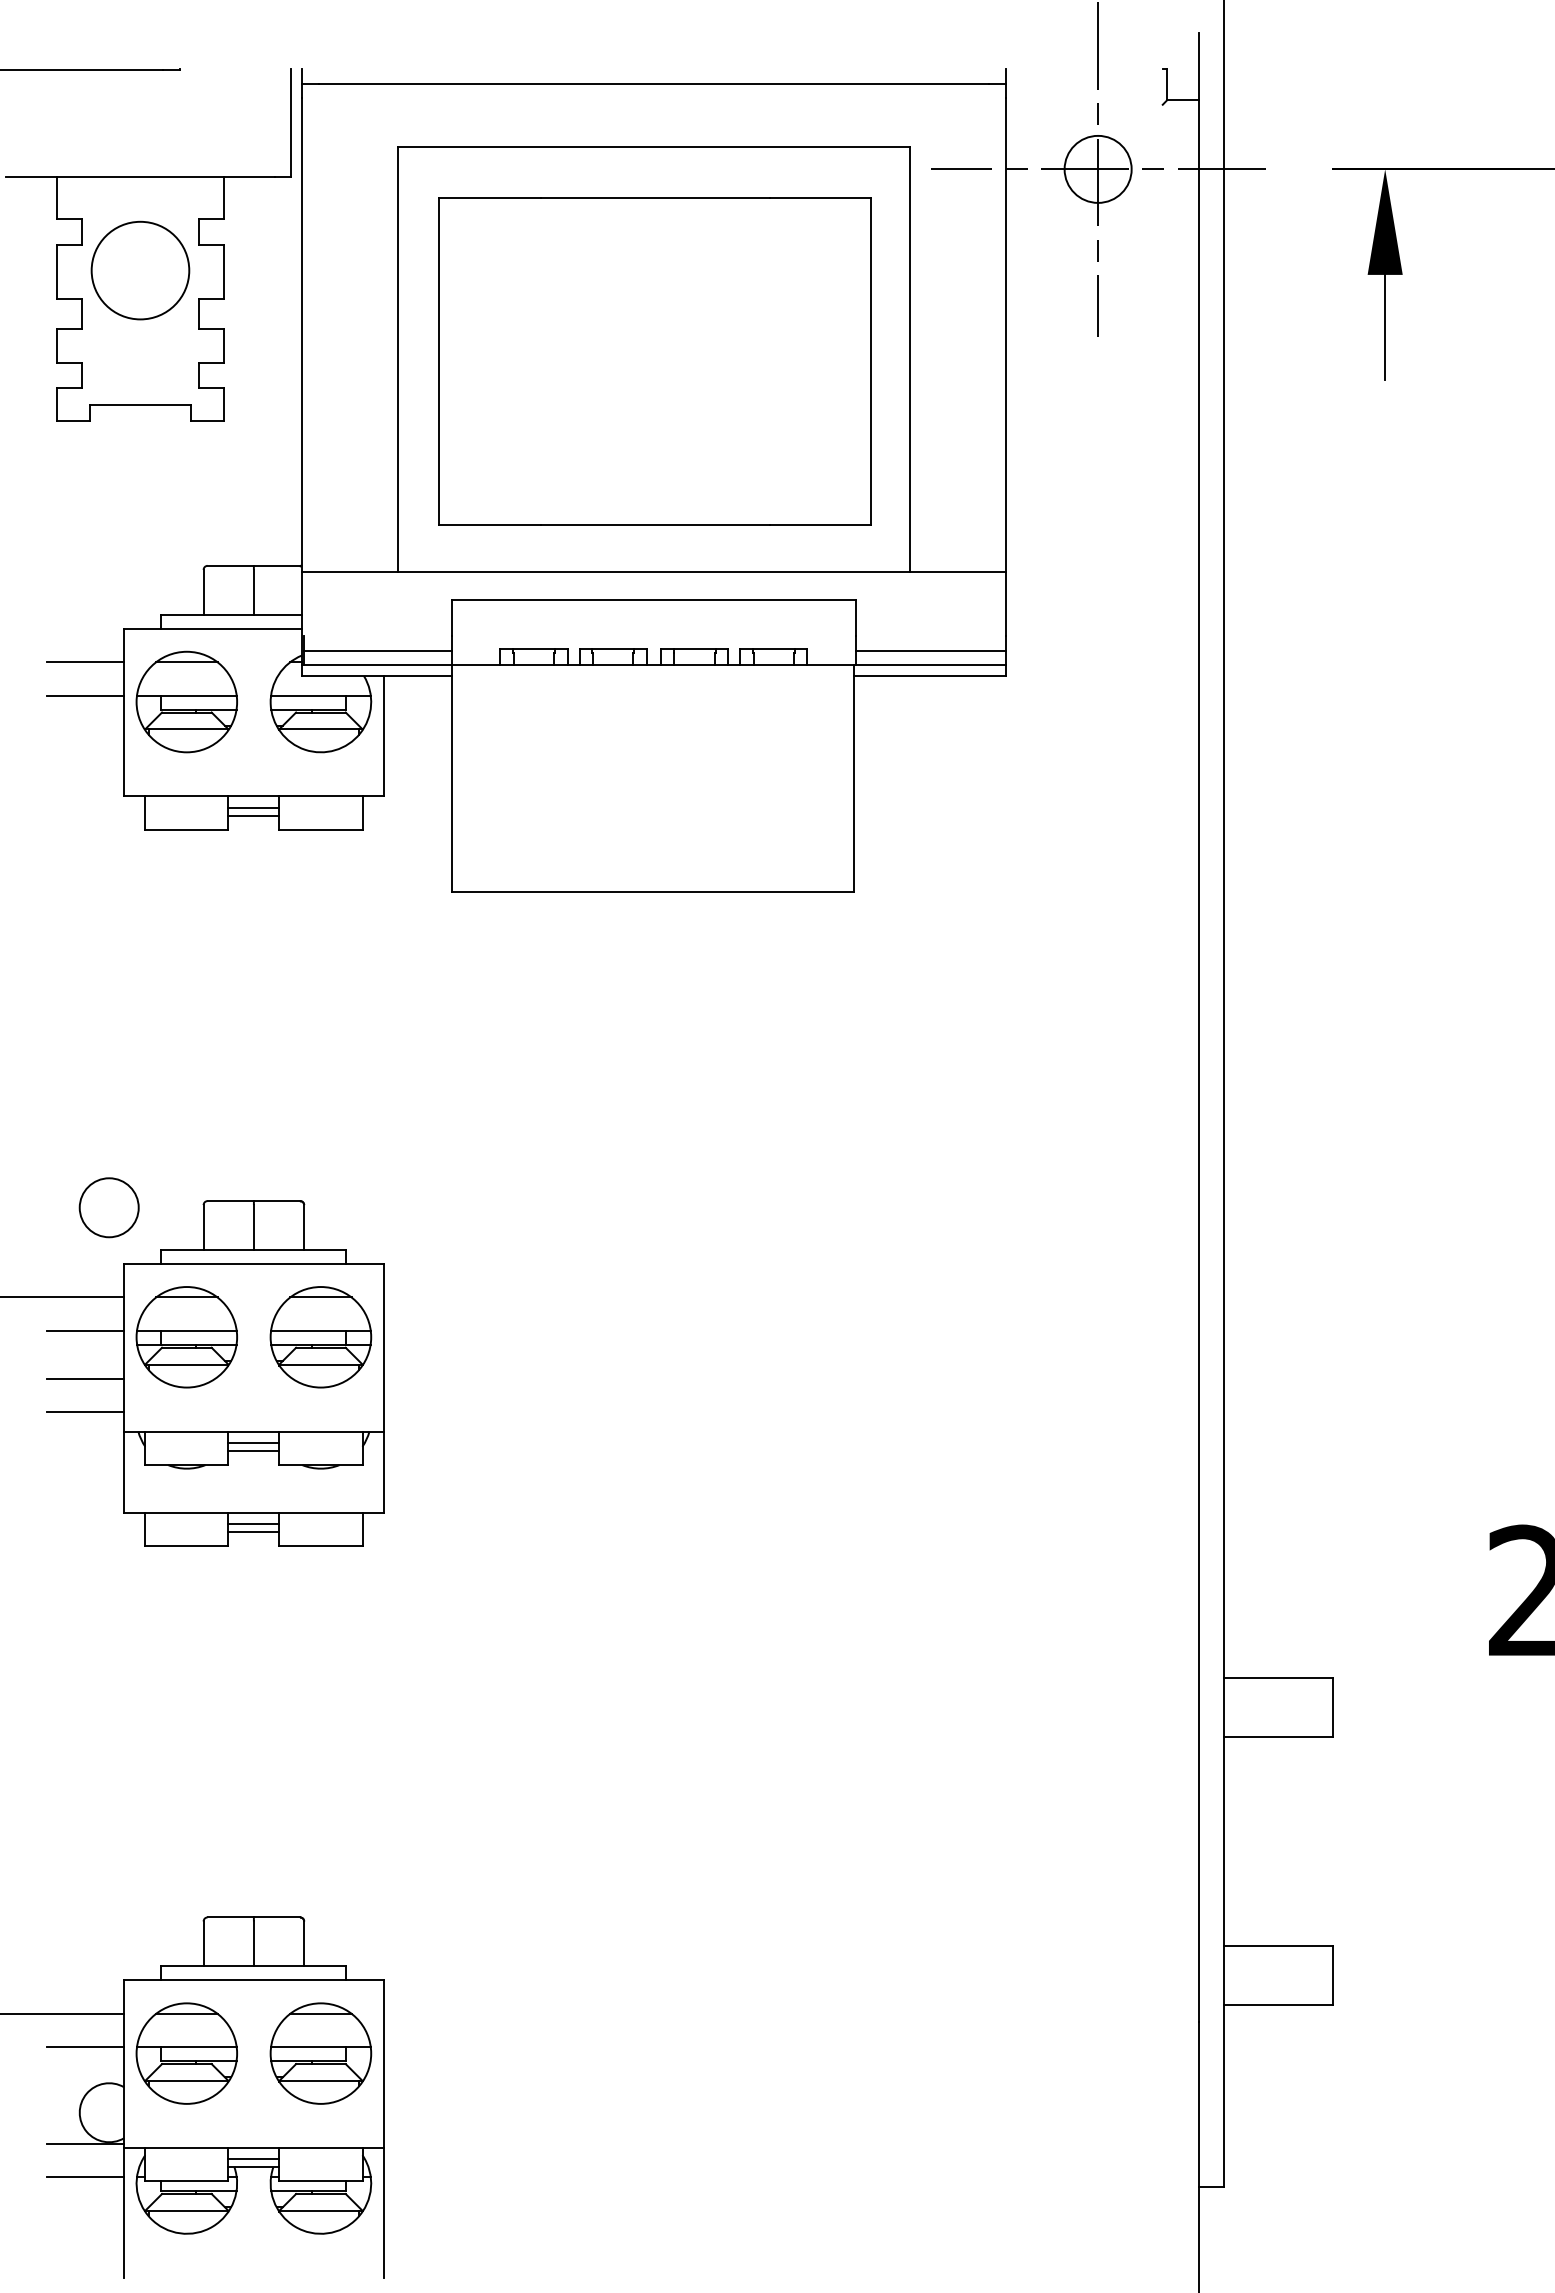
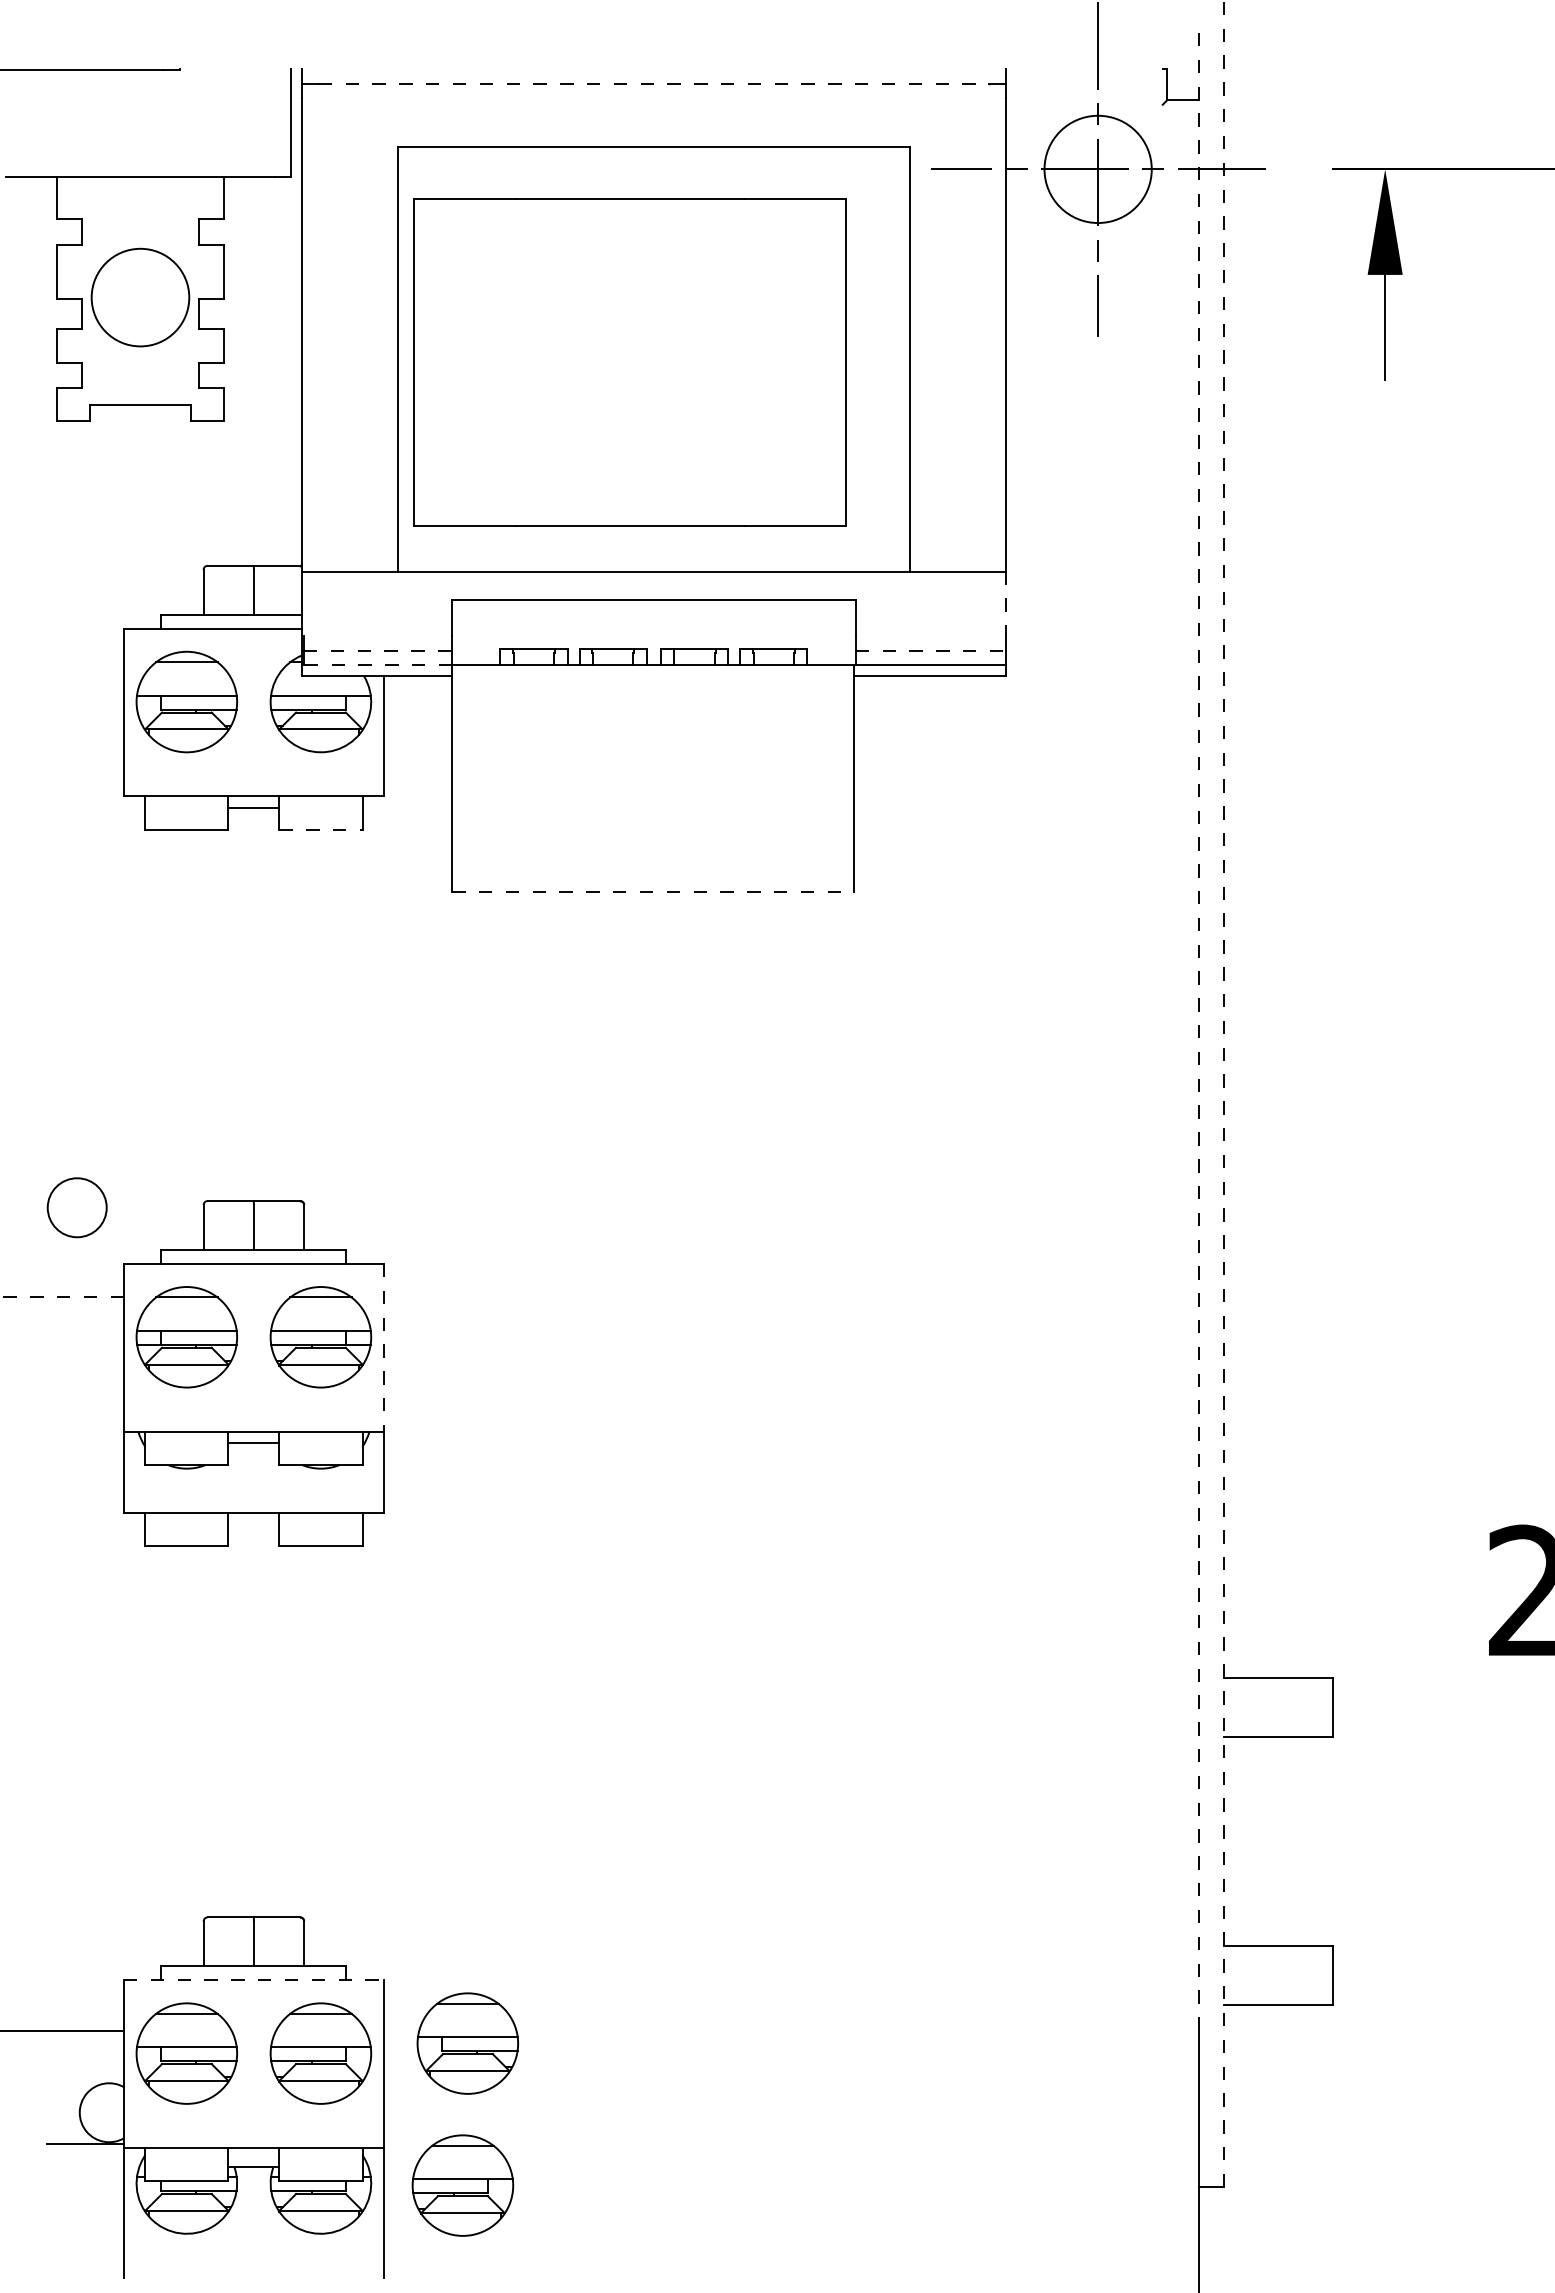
line: solid -> dashed (654, 83)
circle diameter: 67 px -> 107 px (1097, 169)
circle position: (140, 270) -> (140, 297) (140, 297)
part position: (654, 361) -> (629, 362) (629, 362)
line: solid -> dashed (1005, 604)
line: solid -> dashed (378, 650)
line: solid -> dashed (931, 650)
line: present -> none (84, 662)
line: solid -> dashed (377, 665)
line: present -> none (84, 695)
line: present -> none (253, 815)
line: solid -> dashed (320, 829)
line: solid -> dashed (653, 892)
line: solid -> dashed (1198, 1027)
line: solid -> dashed (1224, 1093)
circle position: (108, 1207) -> (76, 1207) (76, 1207)
line: solid -> dashed (62, 1297)
line: present -> none (84, 1330)
line: solid -> dashed (383, 1347)
line: present -> none (84, 1378)
line: present -> none (84, 1412)
line: present -> none (253, 1450)
line: present -> none (253, 1524)
line: present -> none (253, 1532)
line: solid -> dashed (253, 1980)
line position: (62, 2013) -> (62, 2030) (62, 2030)
part: none -> present (467, 2043)
line: present -> none (84, 2047)
line: present -> none (253, 2159)
line: present -> none (84, 2177)
part: none -> present (462, 2185)
